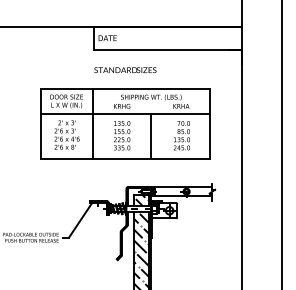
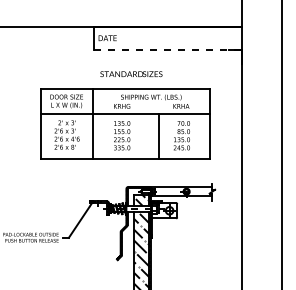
line: solid -> dashed (168, 50)
text position: (125, 70) -> (131, 74) (131, 74)
line position: (151, 136) -> (159, 136) (159, 136)
